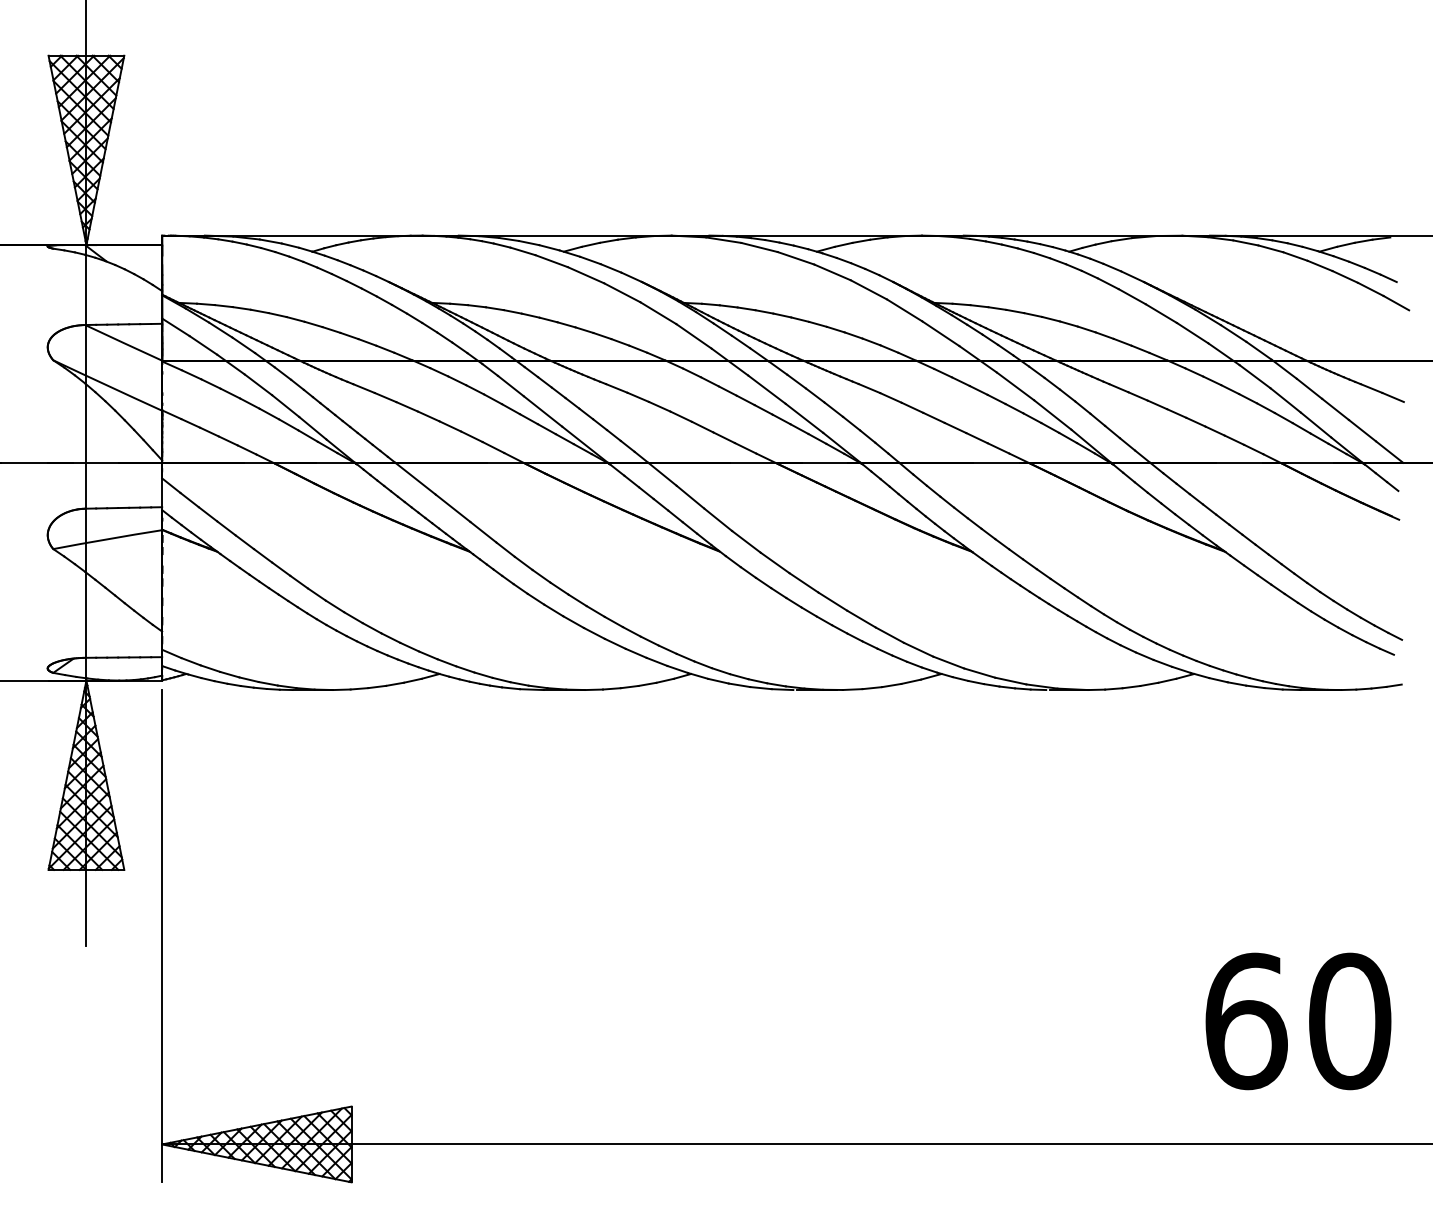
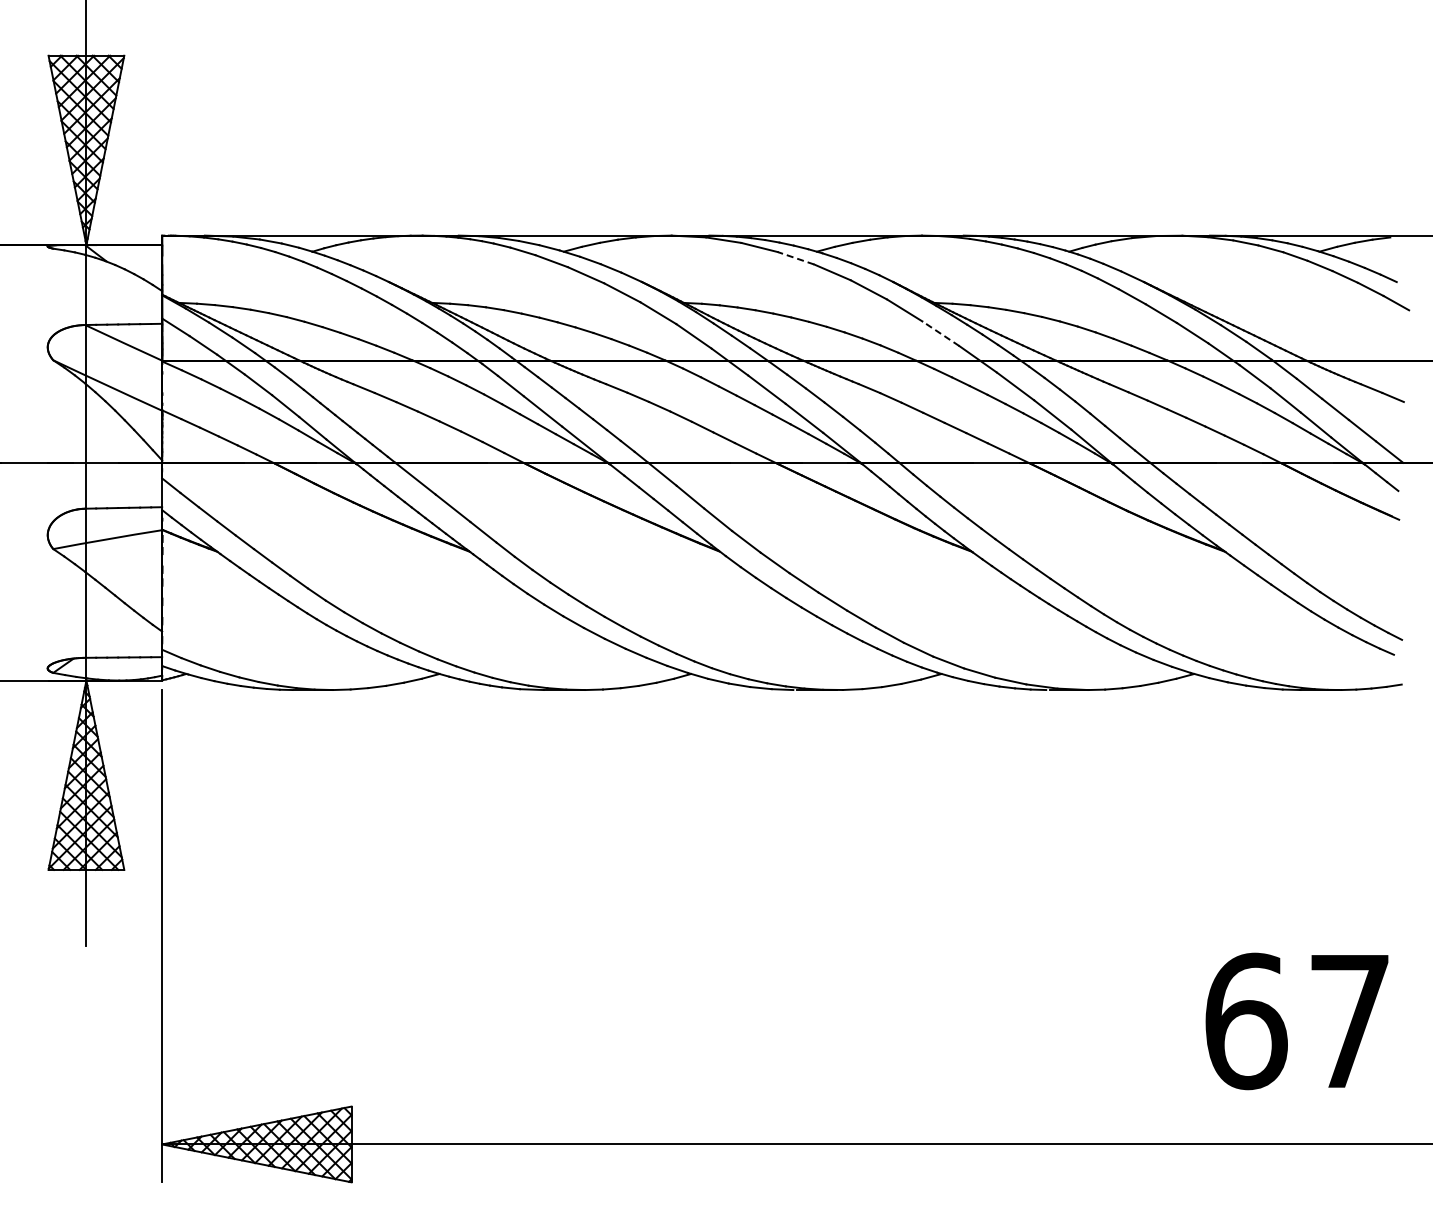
line: solid -> dashed (795, 258)
line: solid -> dashed (940, 333)
text: 60 -> 67 (1350, 1021)
